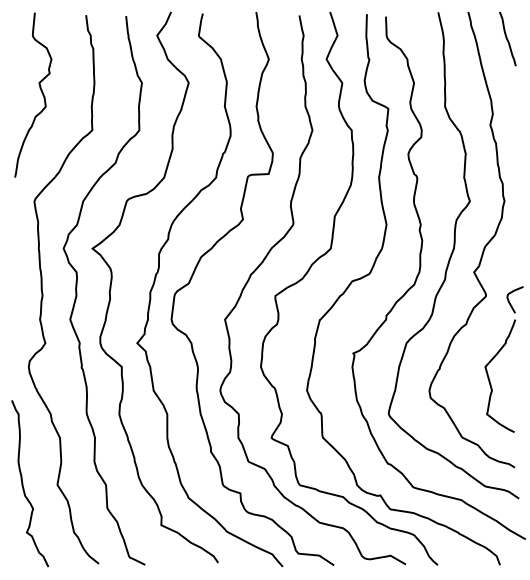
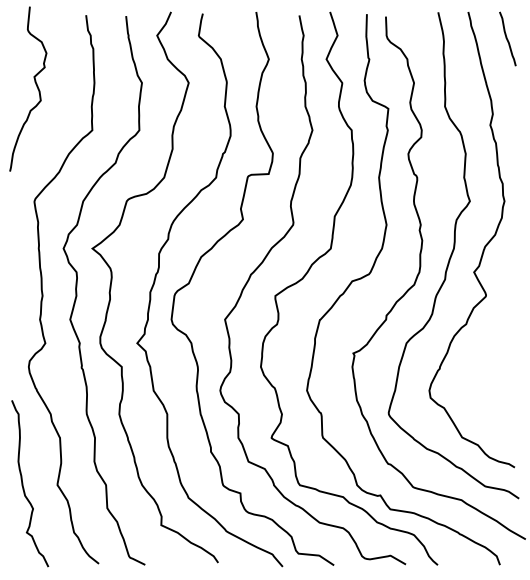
curve position: (40, 90) -> (35, 84) (35, 84)
part: present -> none (496, 356)
